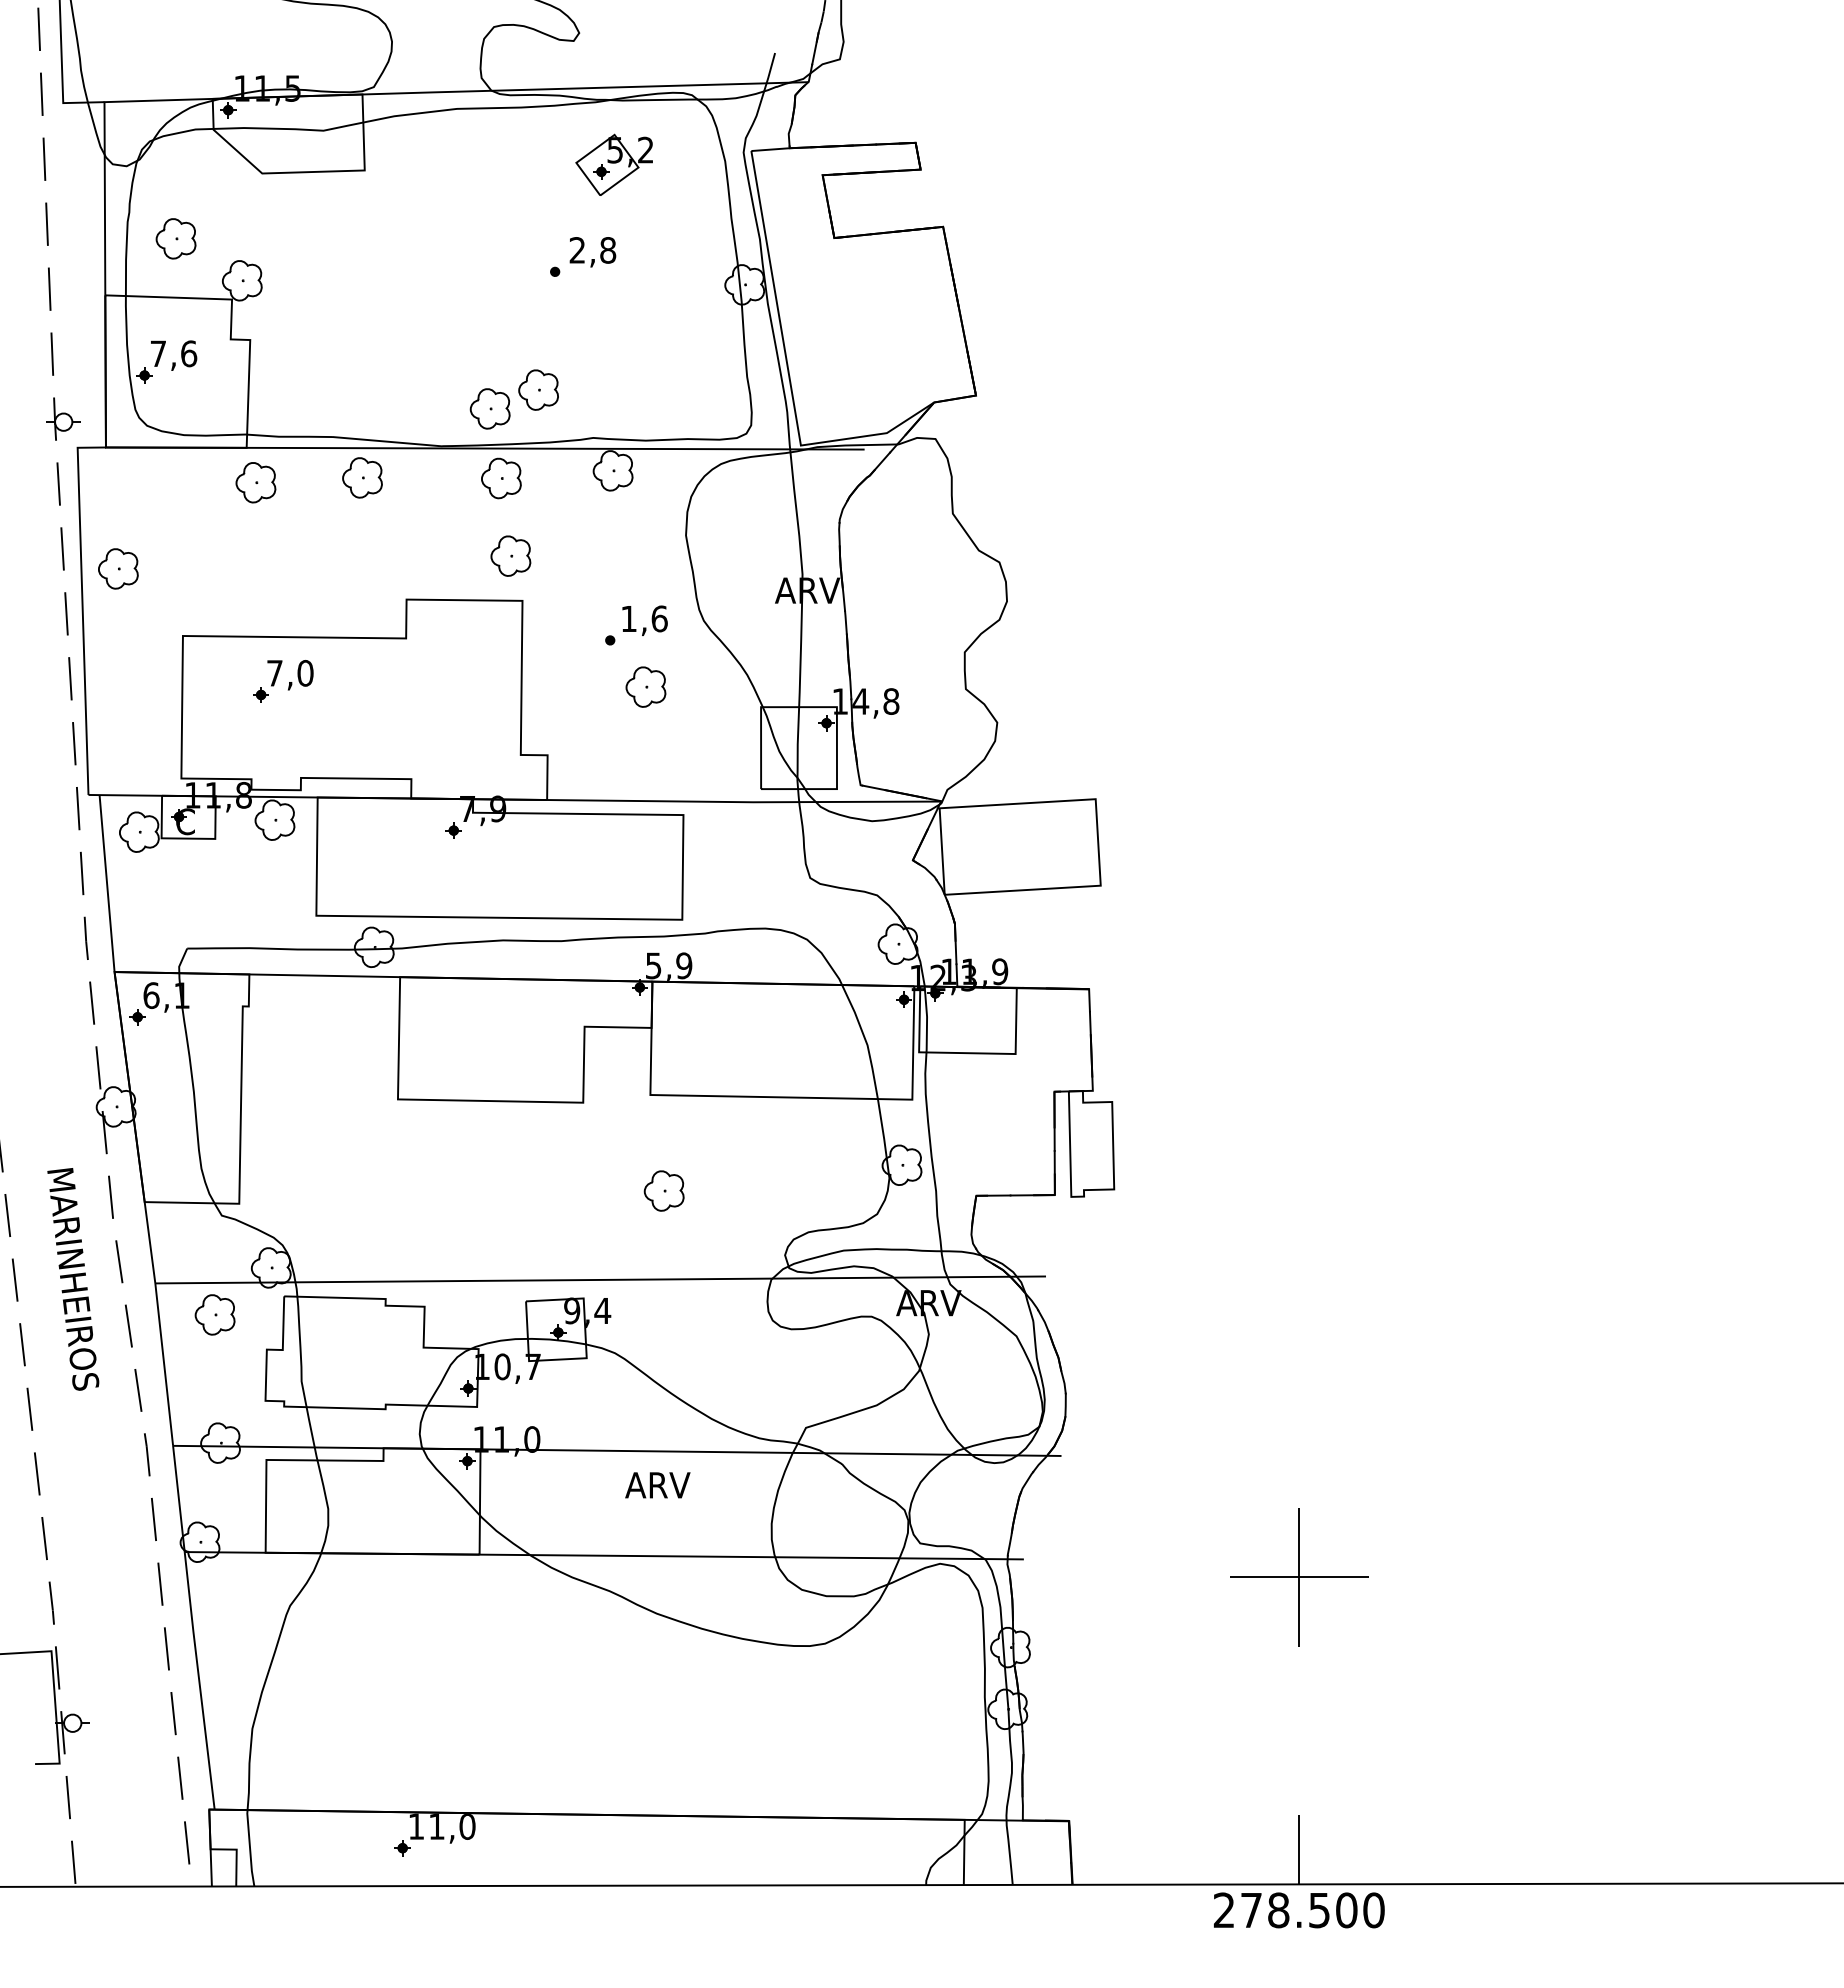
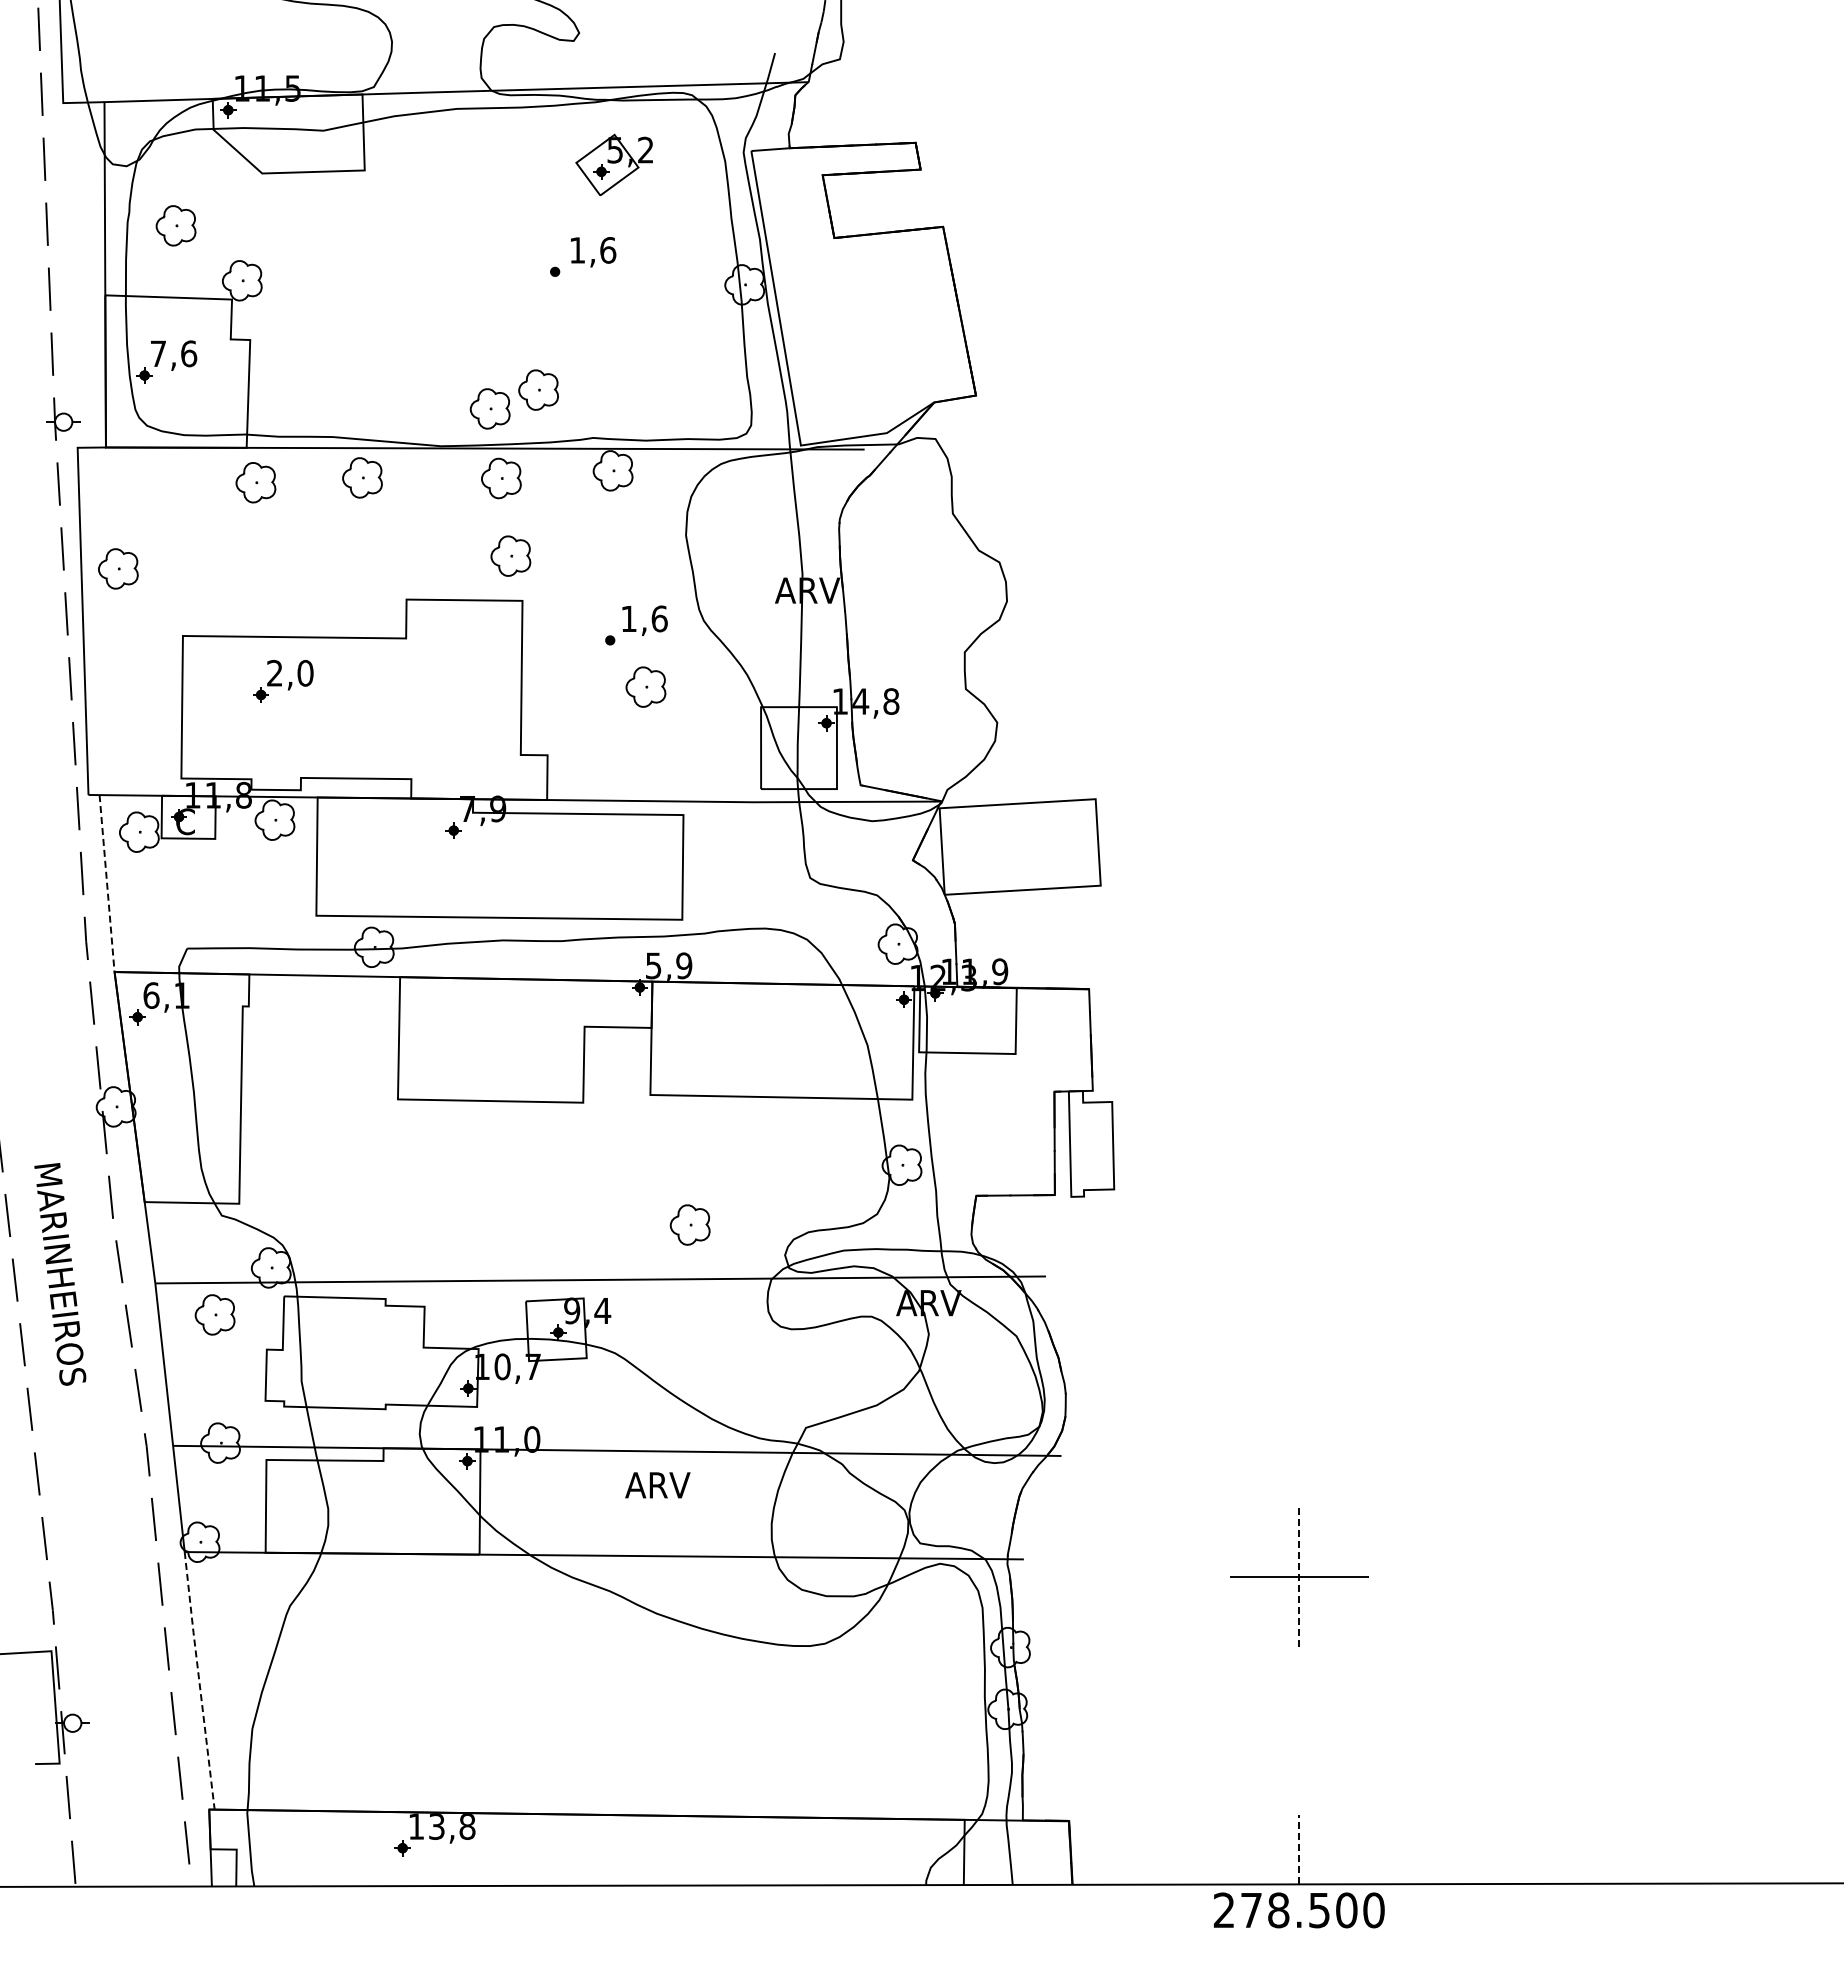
part position: (175, 238) -> (175, 225) (175, 225)
text: 2,8 -> 1,6 (592, 250)
text: 7,0 -> 2,0 (274, 673)
line: solid -> dashed (107, 883)
part position: (663, 1190) -> (689, 1224) (689, 1224)
text position: (73, 1279) -> (60, 1274) (60, 1274)
line: solid -> dashed (1299, 1577)
line: solid -> dashed (199, 1680)
text: 11,0 -> 13,8 (452, 1826)
line: solid -> dashed (1299, 1849)
